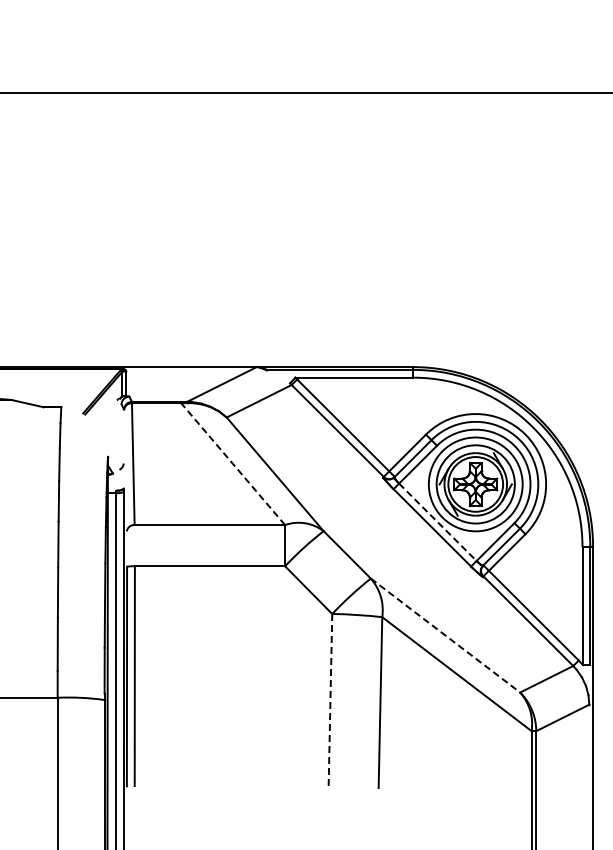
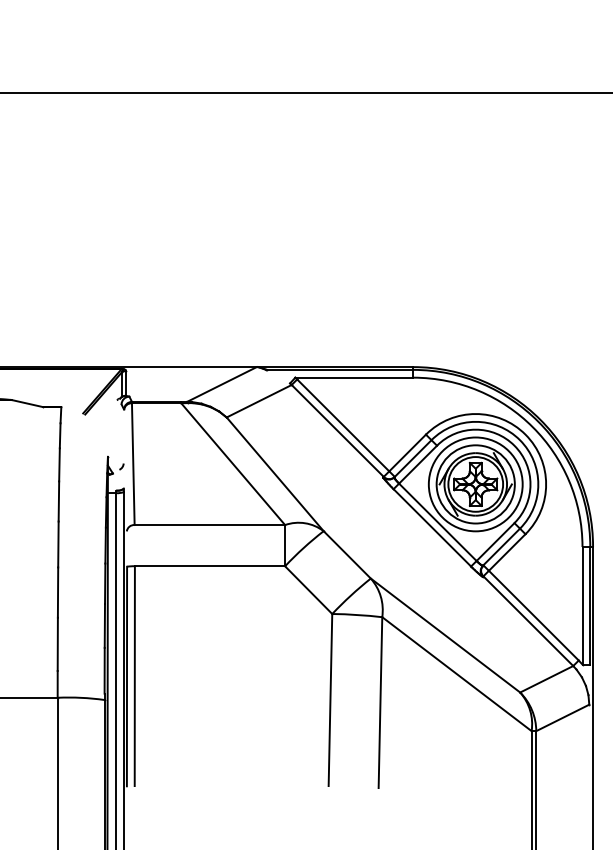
line: dashed -> solid (232, 463)
line: dashed -> solid (437, 522)
line: dashed -> solid (445, 635)
line: dashed -> solid (330, 700)
